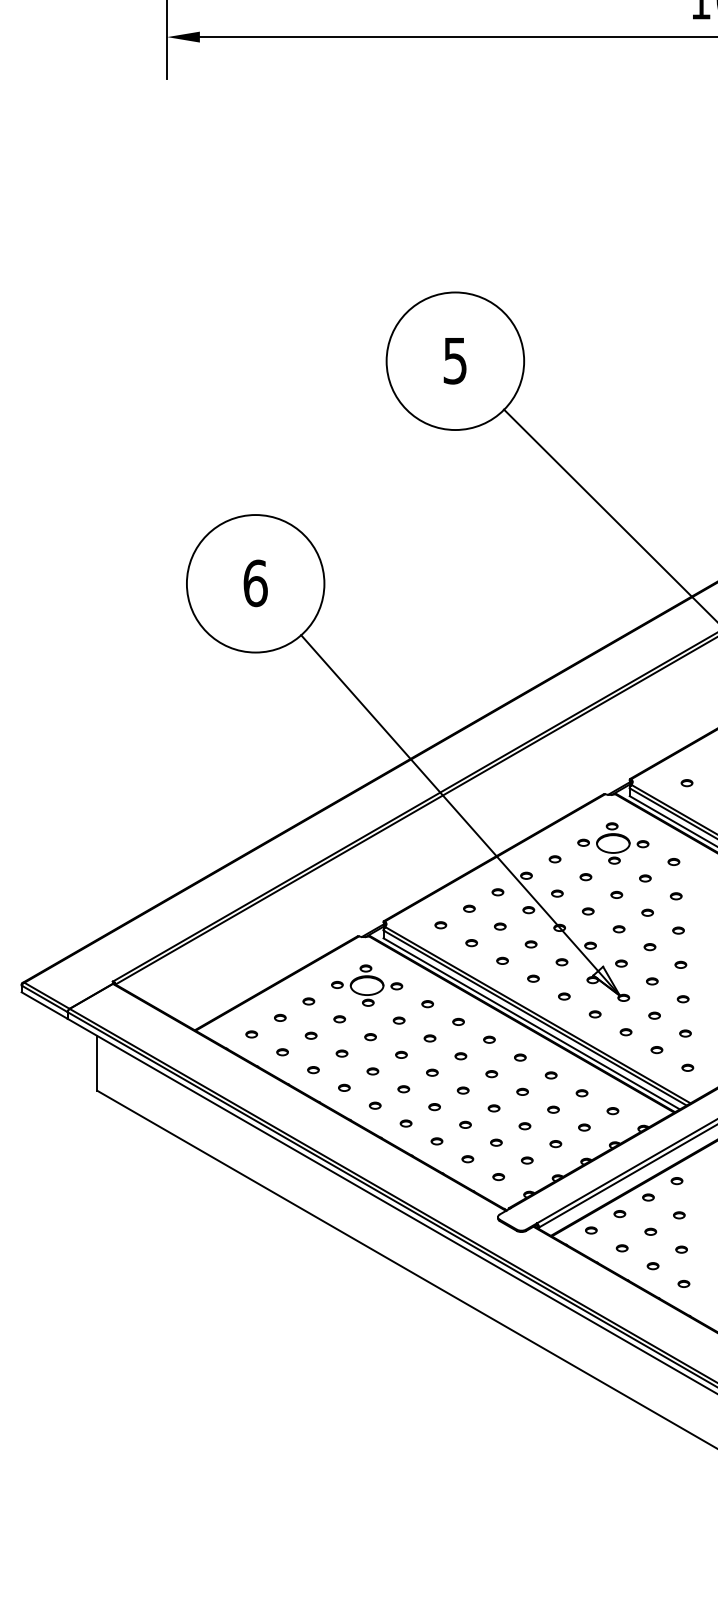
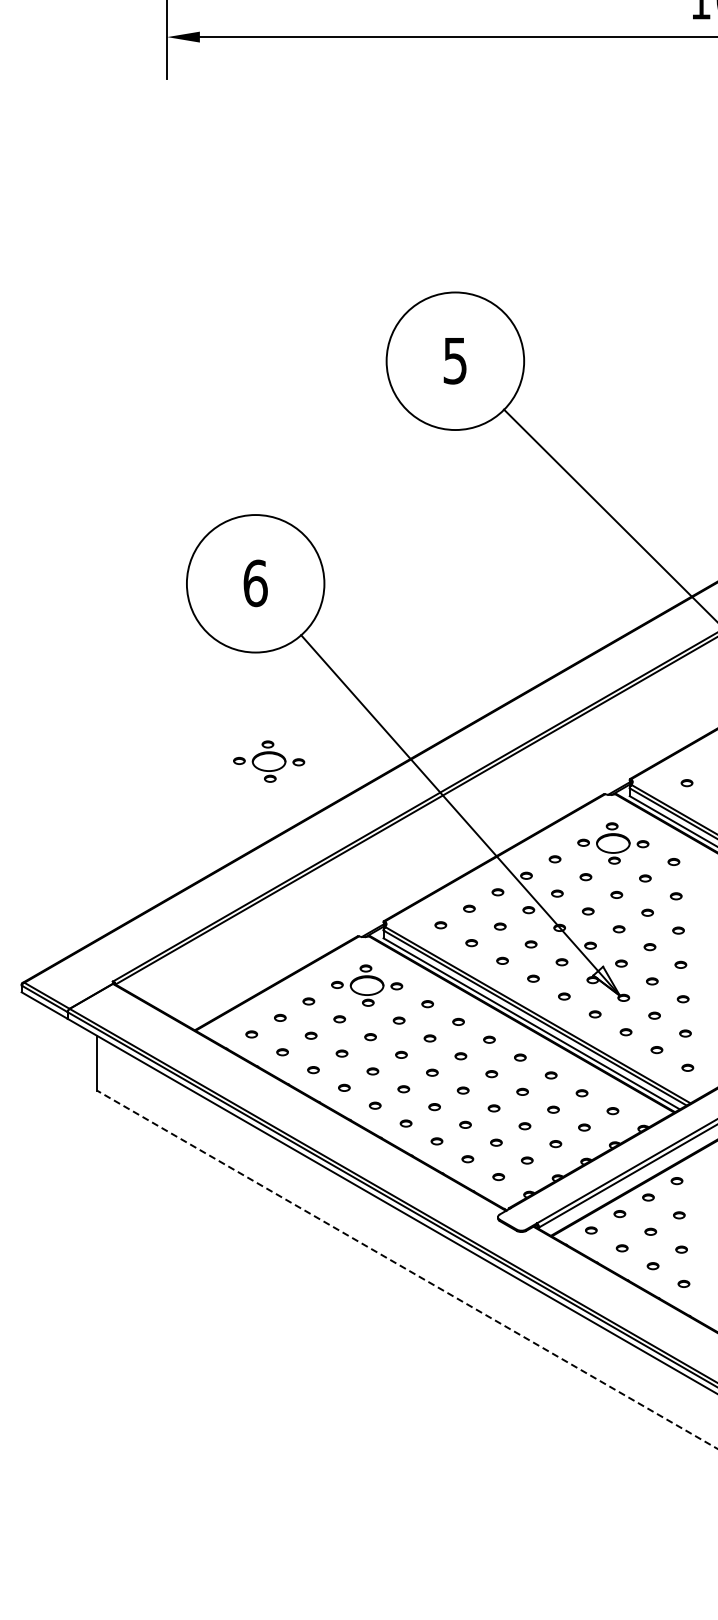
part: none -> present (269, 761)
line: solid -> dashed (407, 1269)
